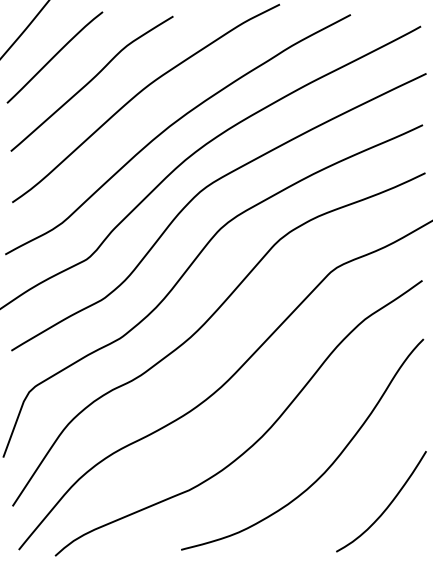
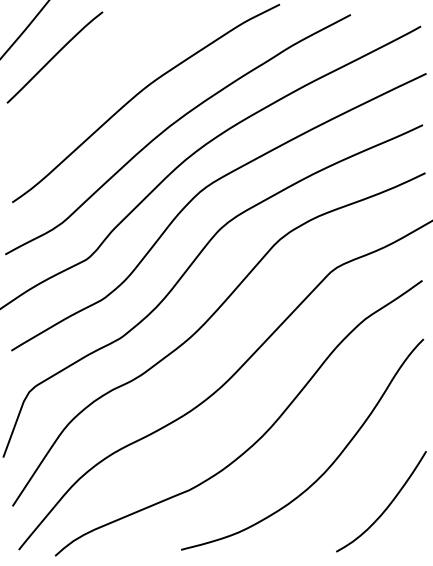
curve: present -> none (90, 82)
